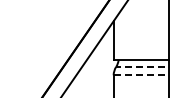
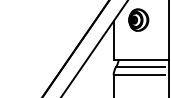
part: none -> present (138, 19)
line: dashed -> solid (140, 66)
line: dashed -> solid (138, 75)
